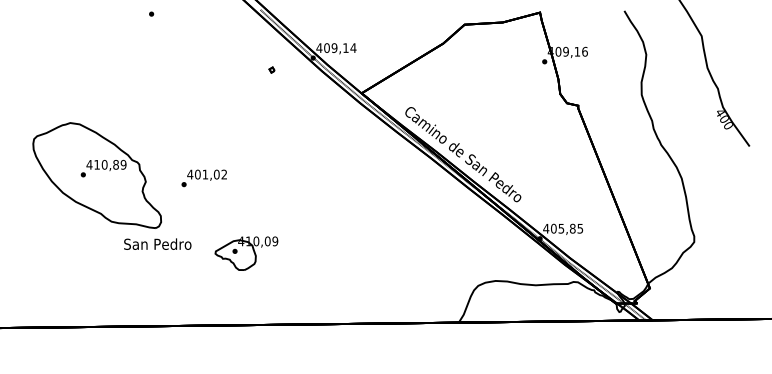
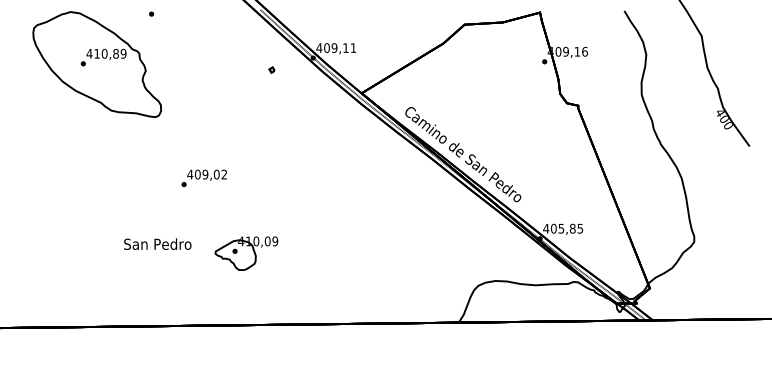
text: 409,14 -> 409,11 (353, 47)
text: 401,02 -> 409,02 (205, 174)
part position: (96, 175) -> (96, 64) (96, 64)
